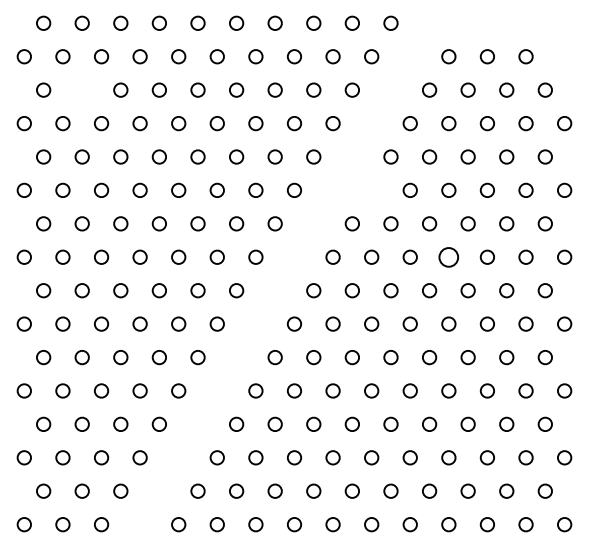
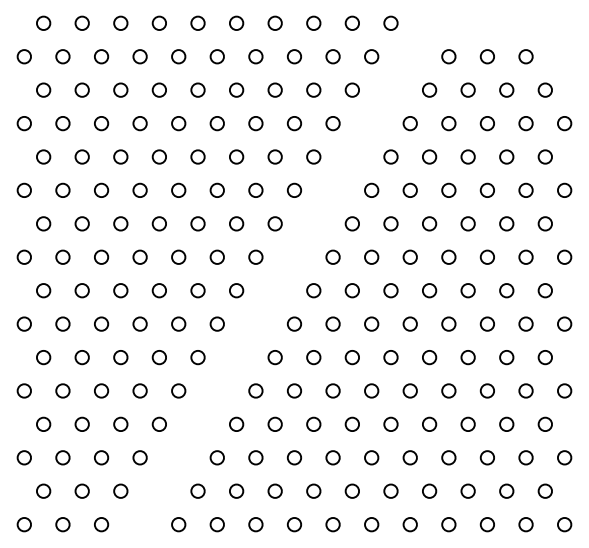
circle: none -> present (81, 89)
circle: none -> present (371, 189)
circle size: 21x21 px -> 16x16 px (448, 256)
